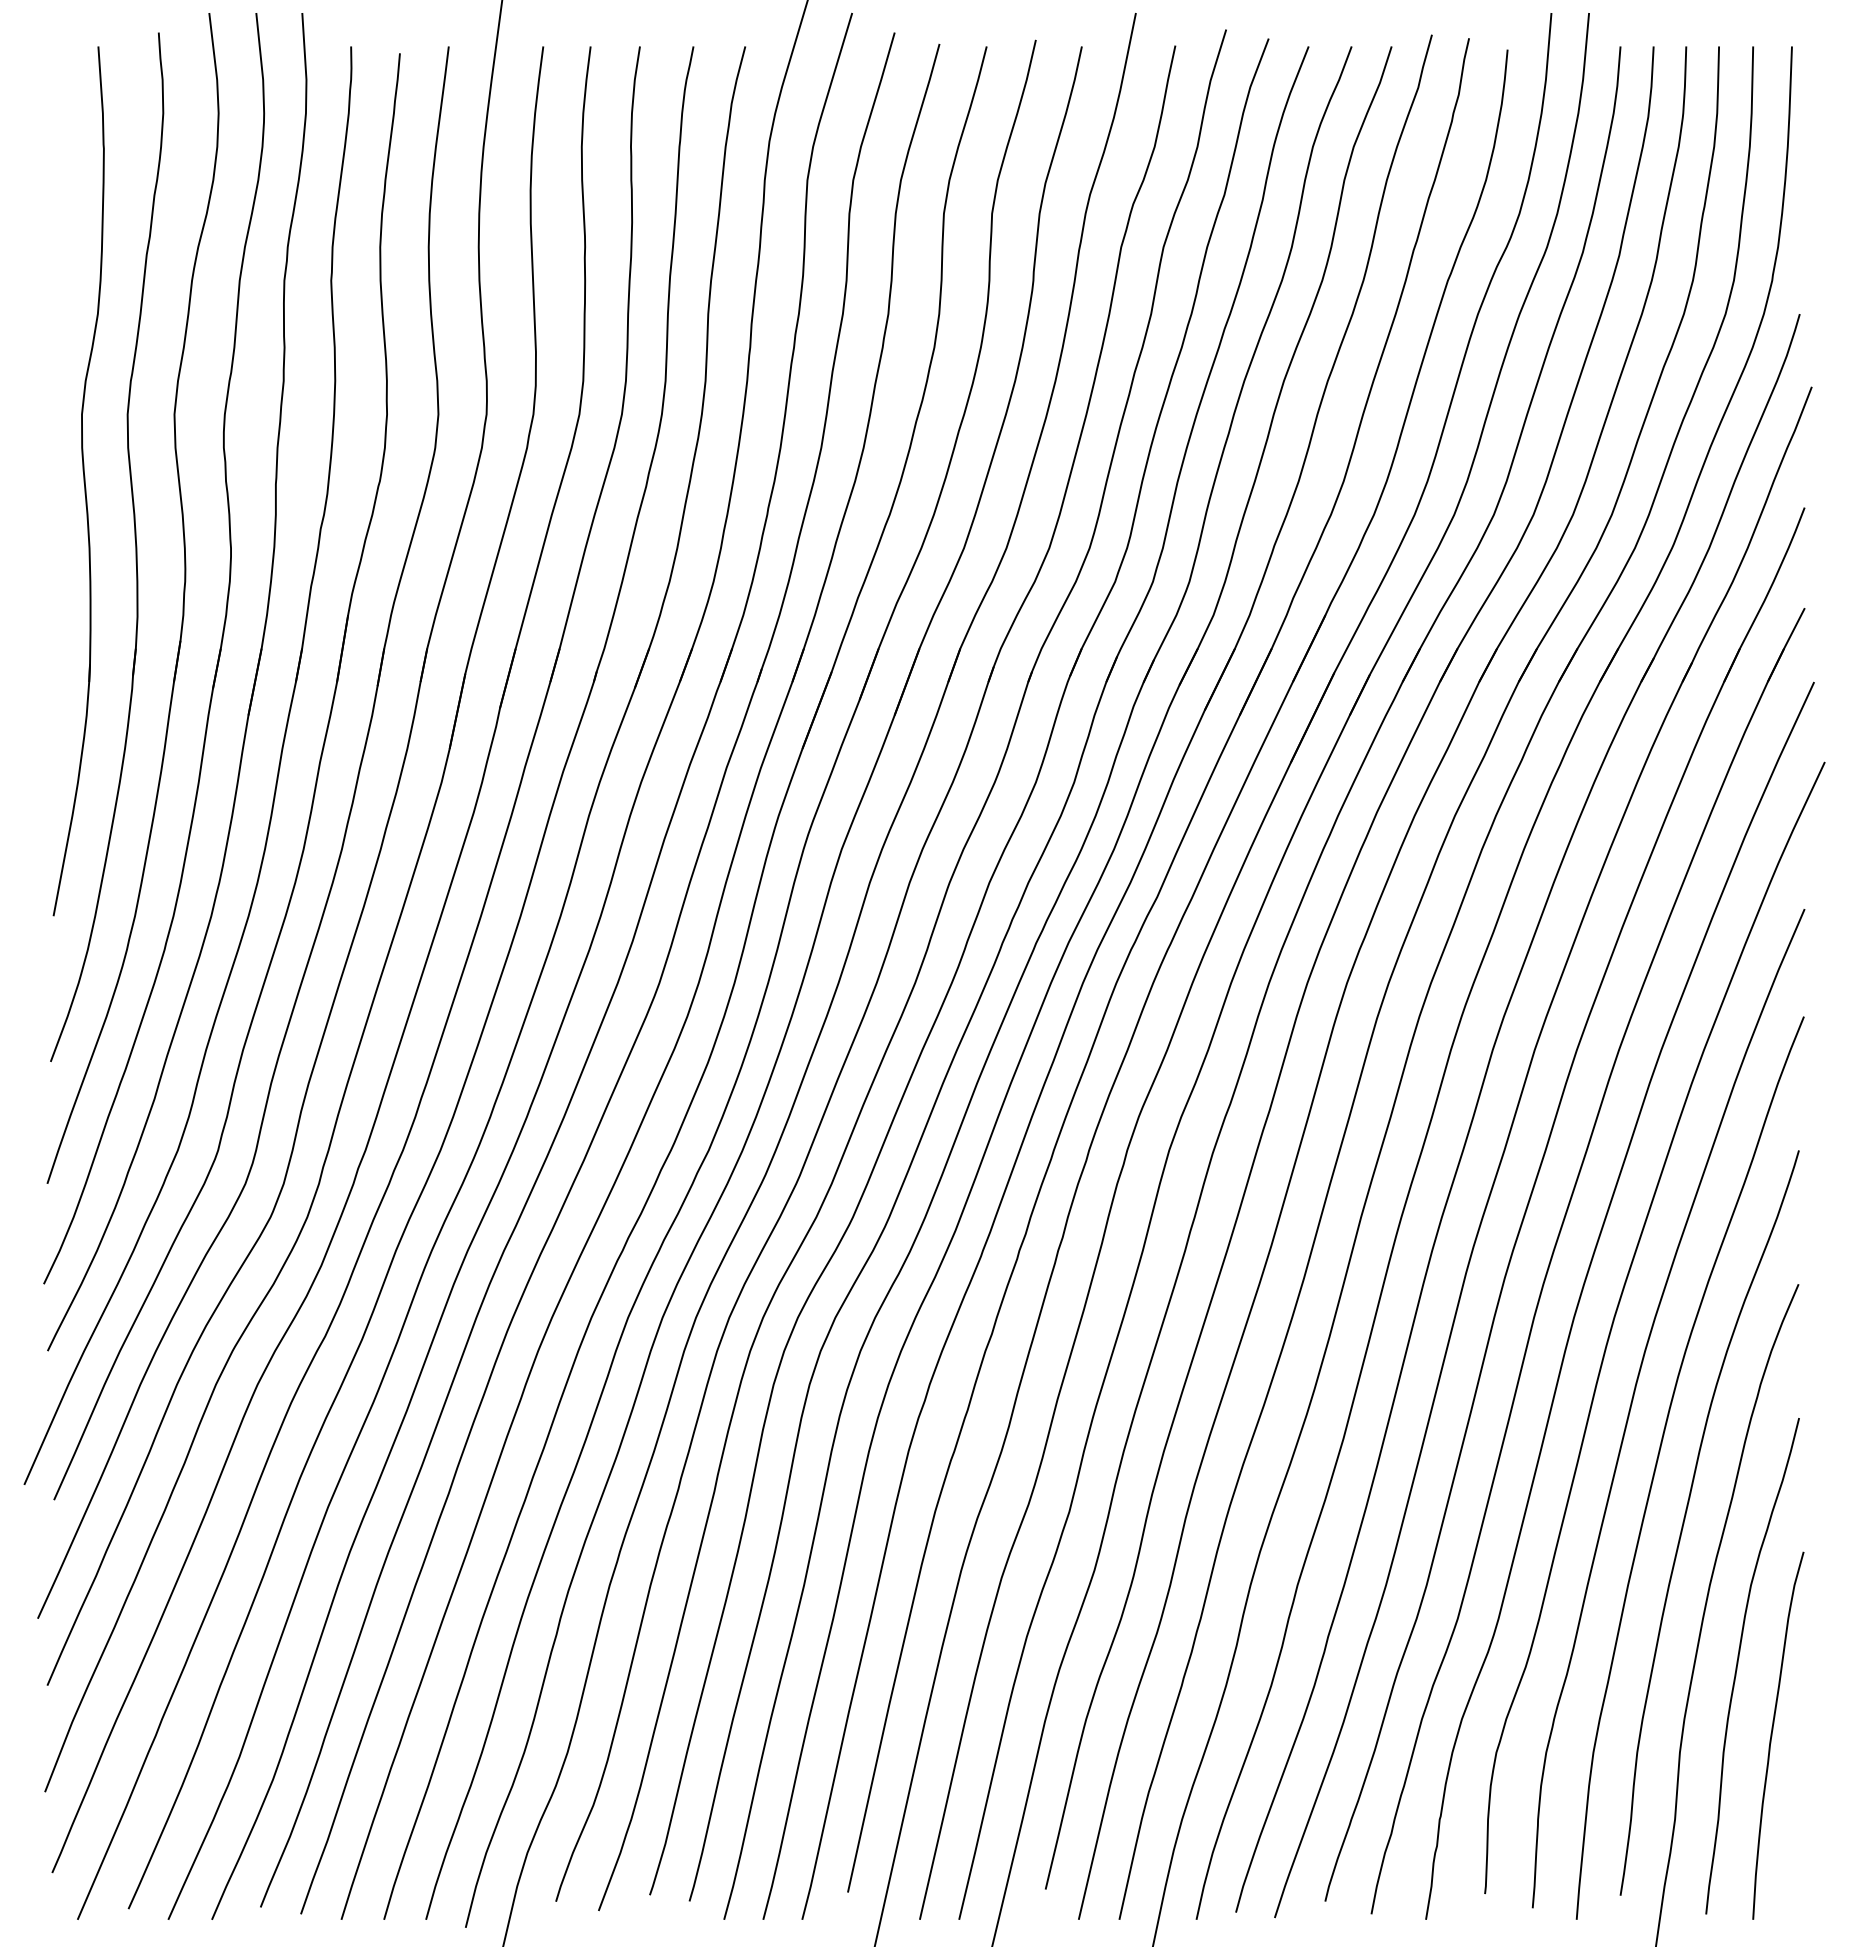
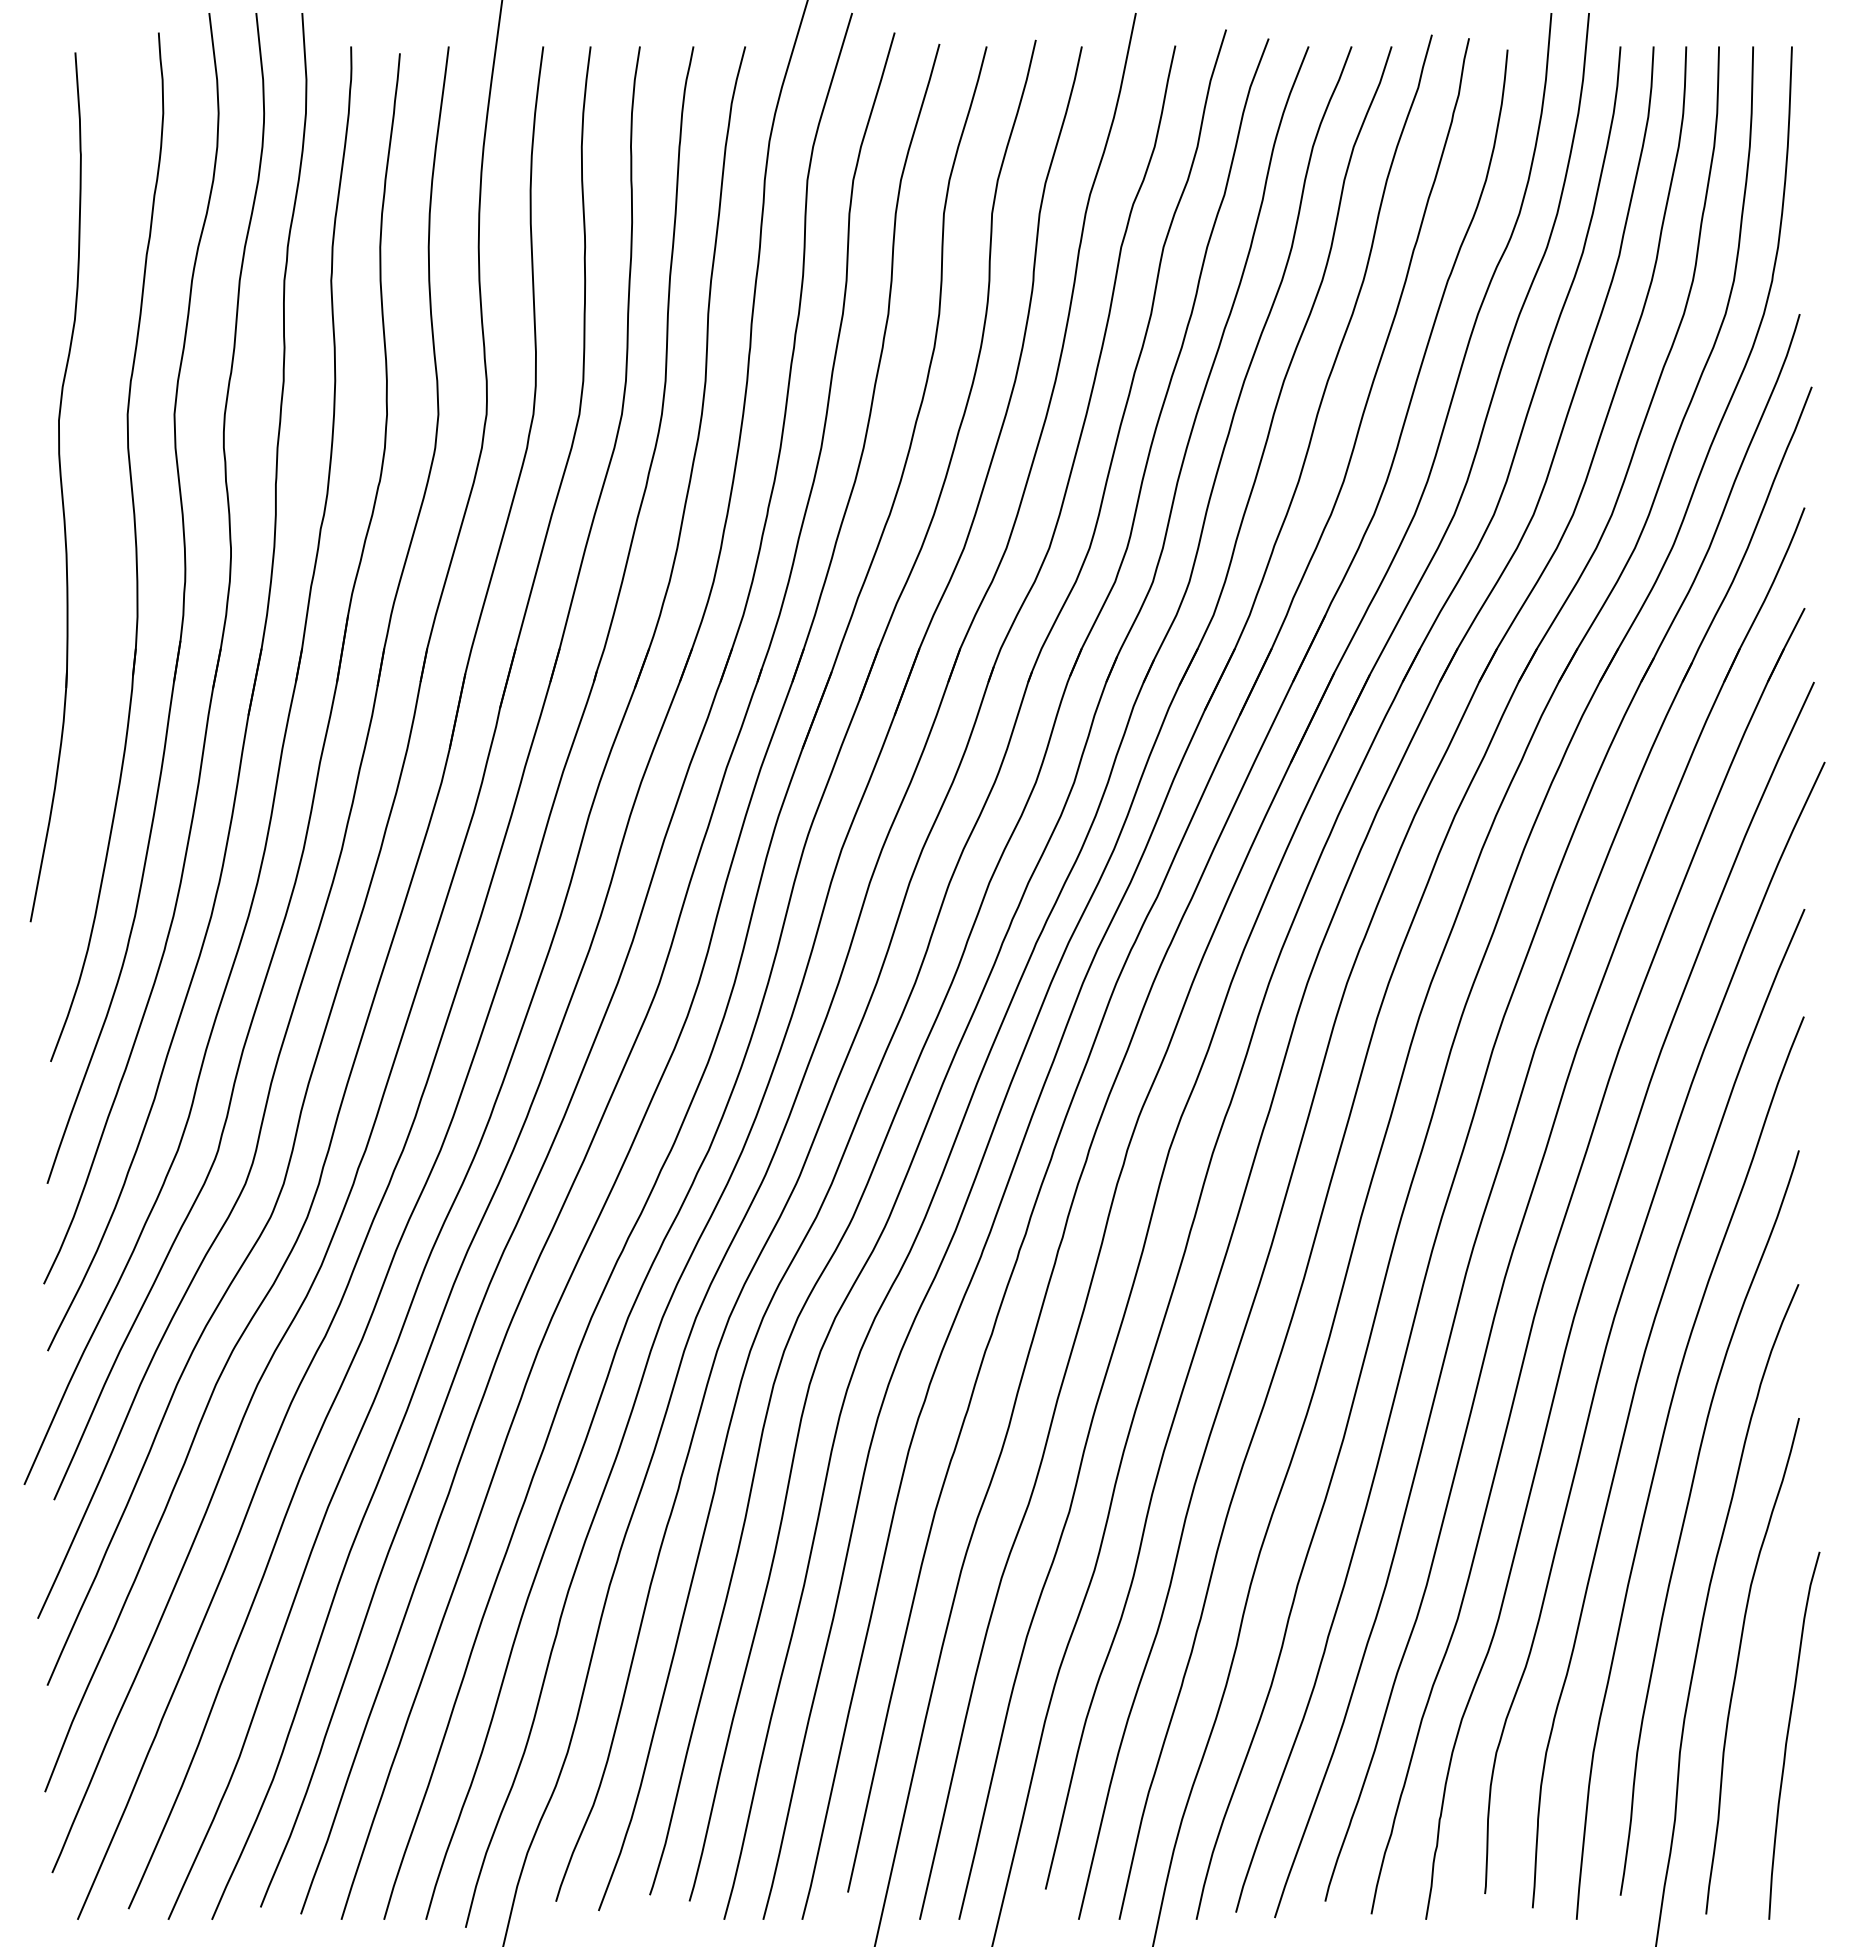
part position: (78, 481) -> (55, 487) (55, 487)
curve position: (1772, 1735) -> (1788, 1735) (1788, 1735)
